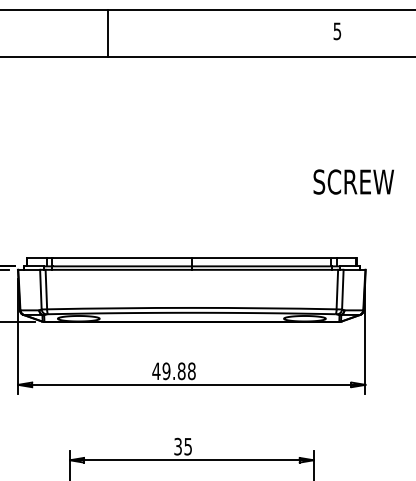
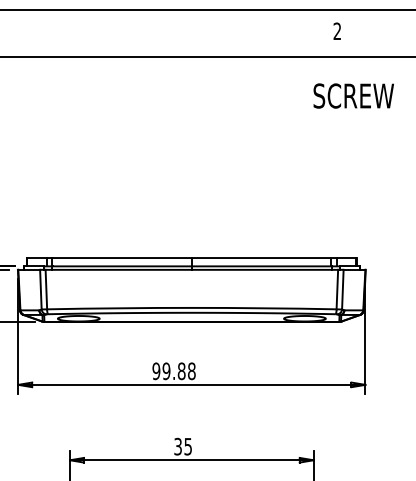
text: 5 -> 2 (337, 31)
line: present -> none (108, 33)
text position: (353, 181) -> (353, 95) (353, 95)
text: 49.88 -> 99.88 (156, 371)
